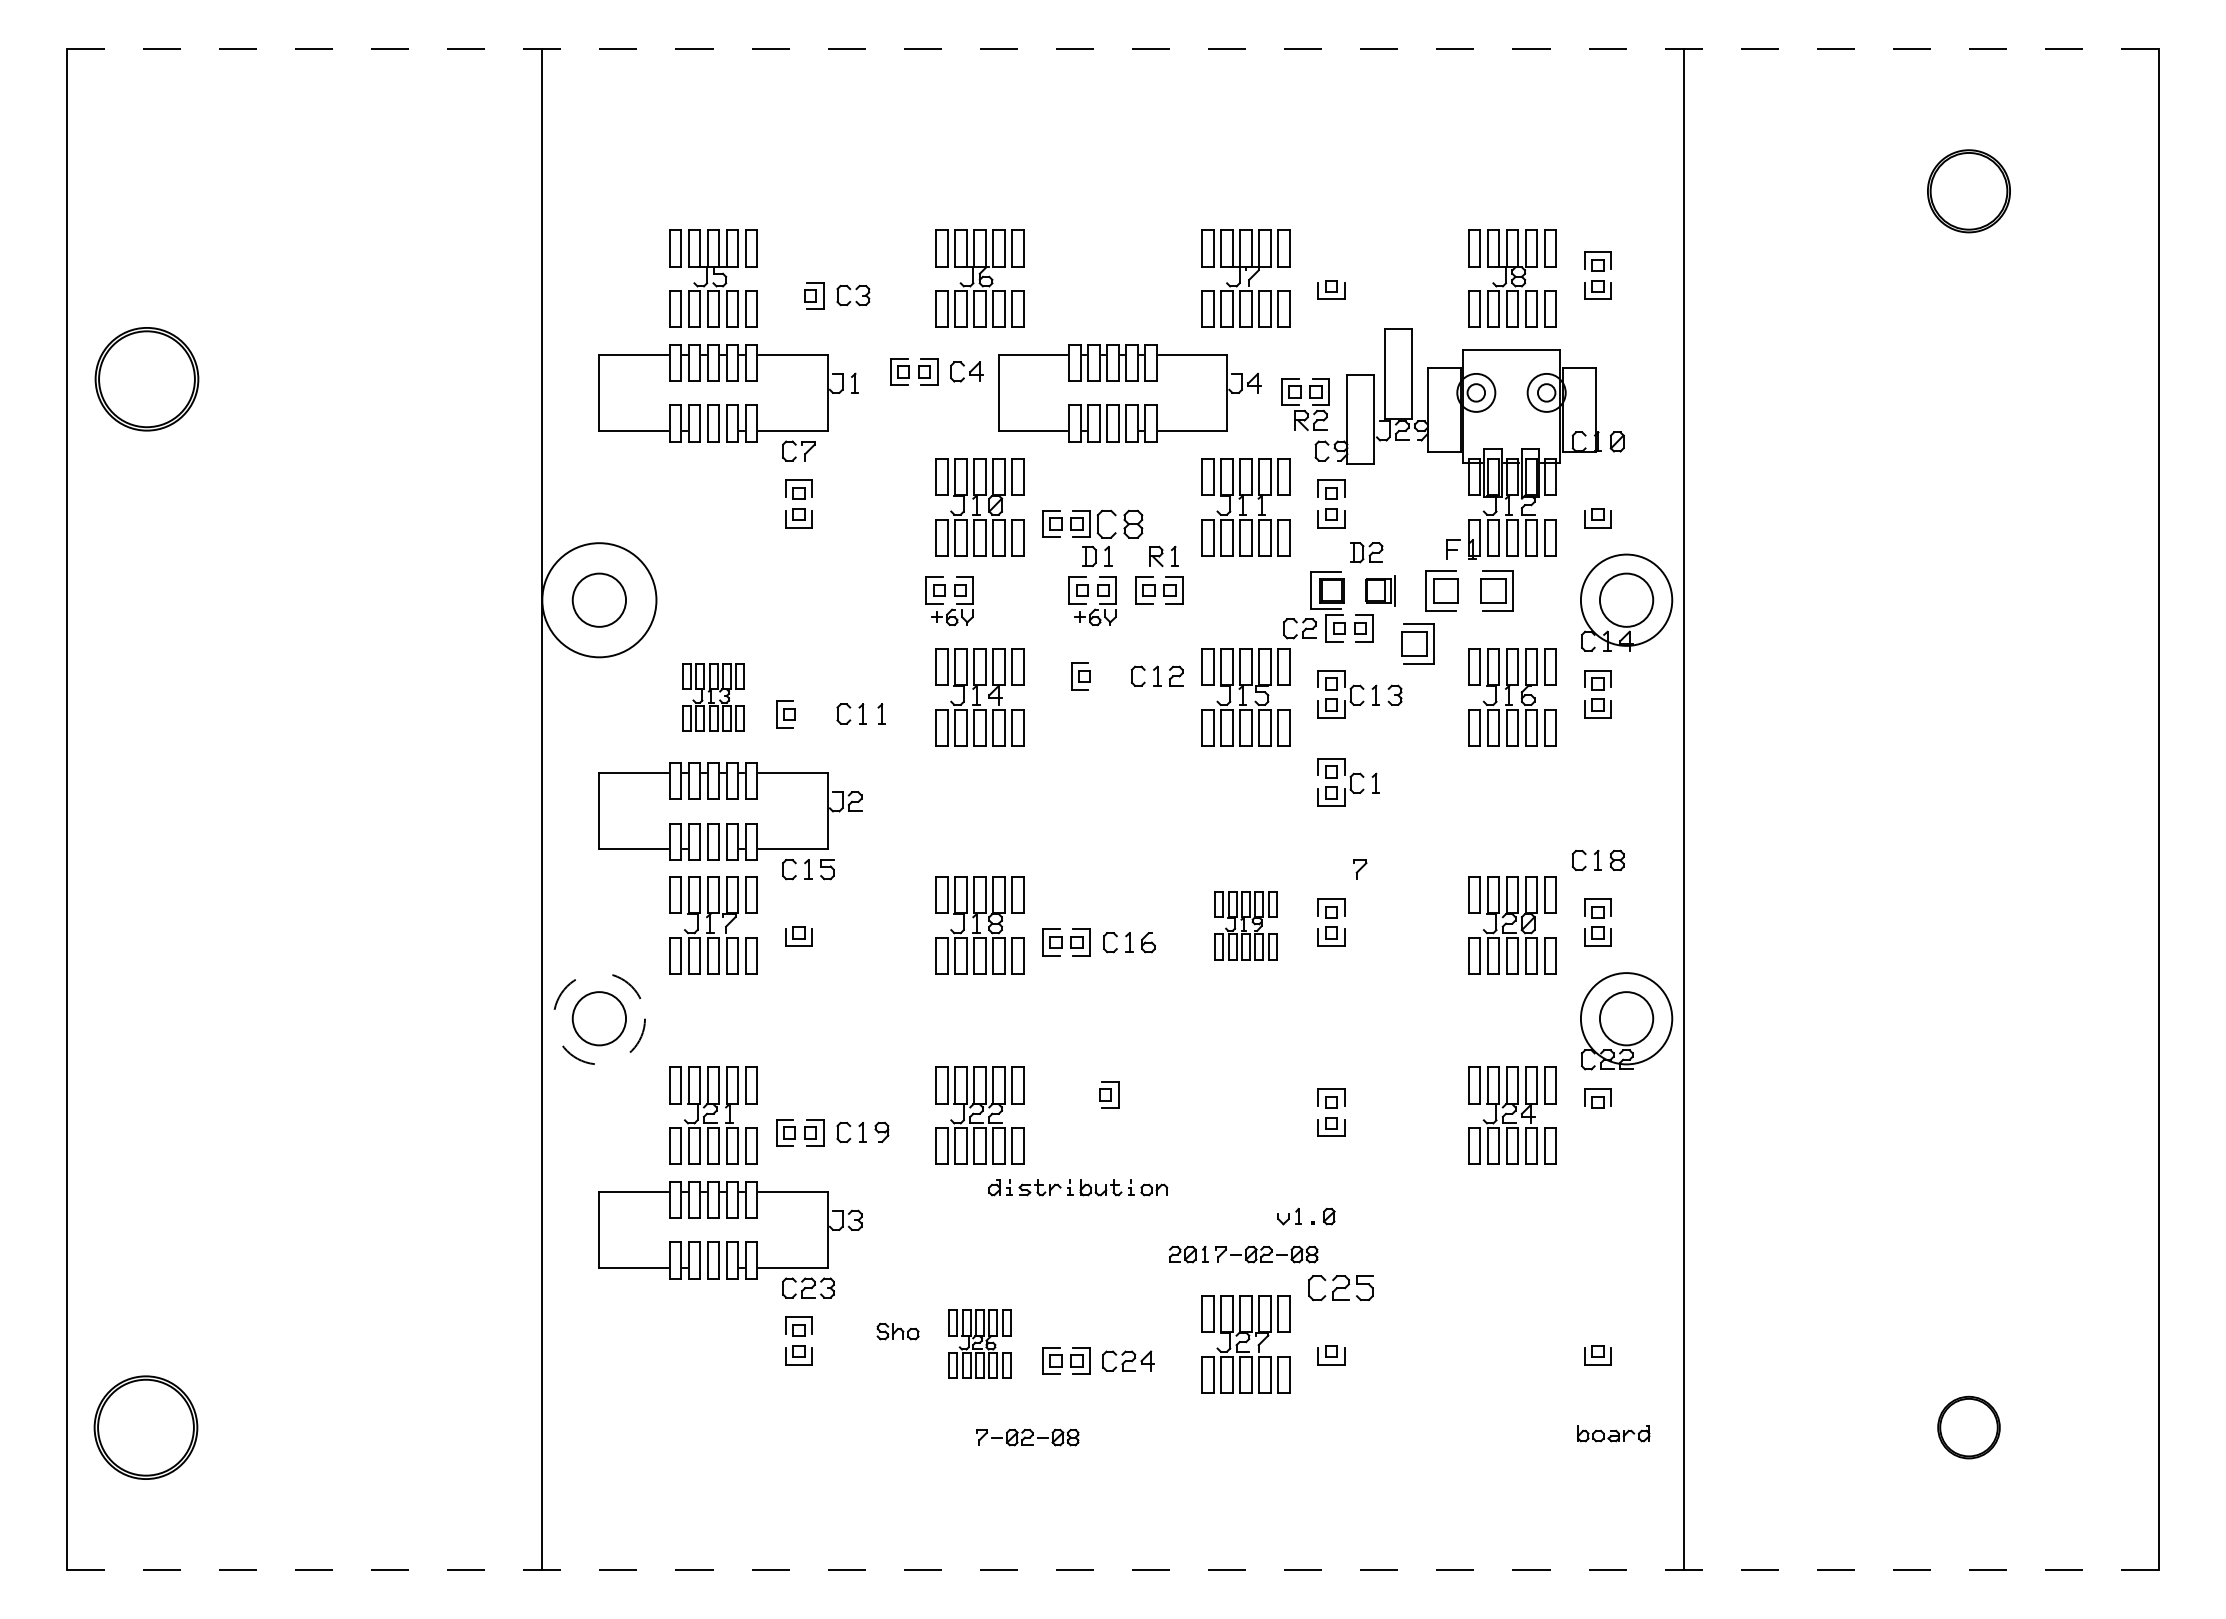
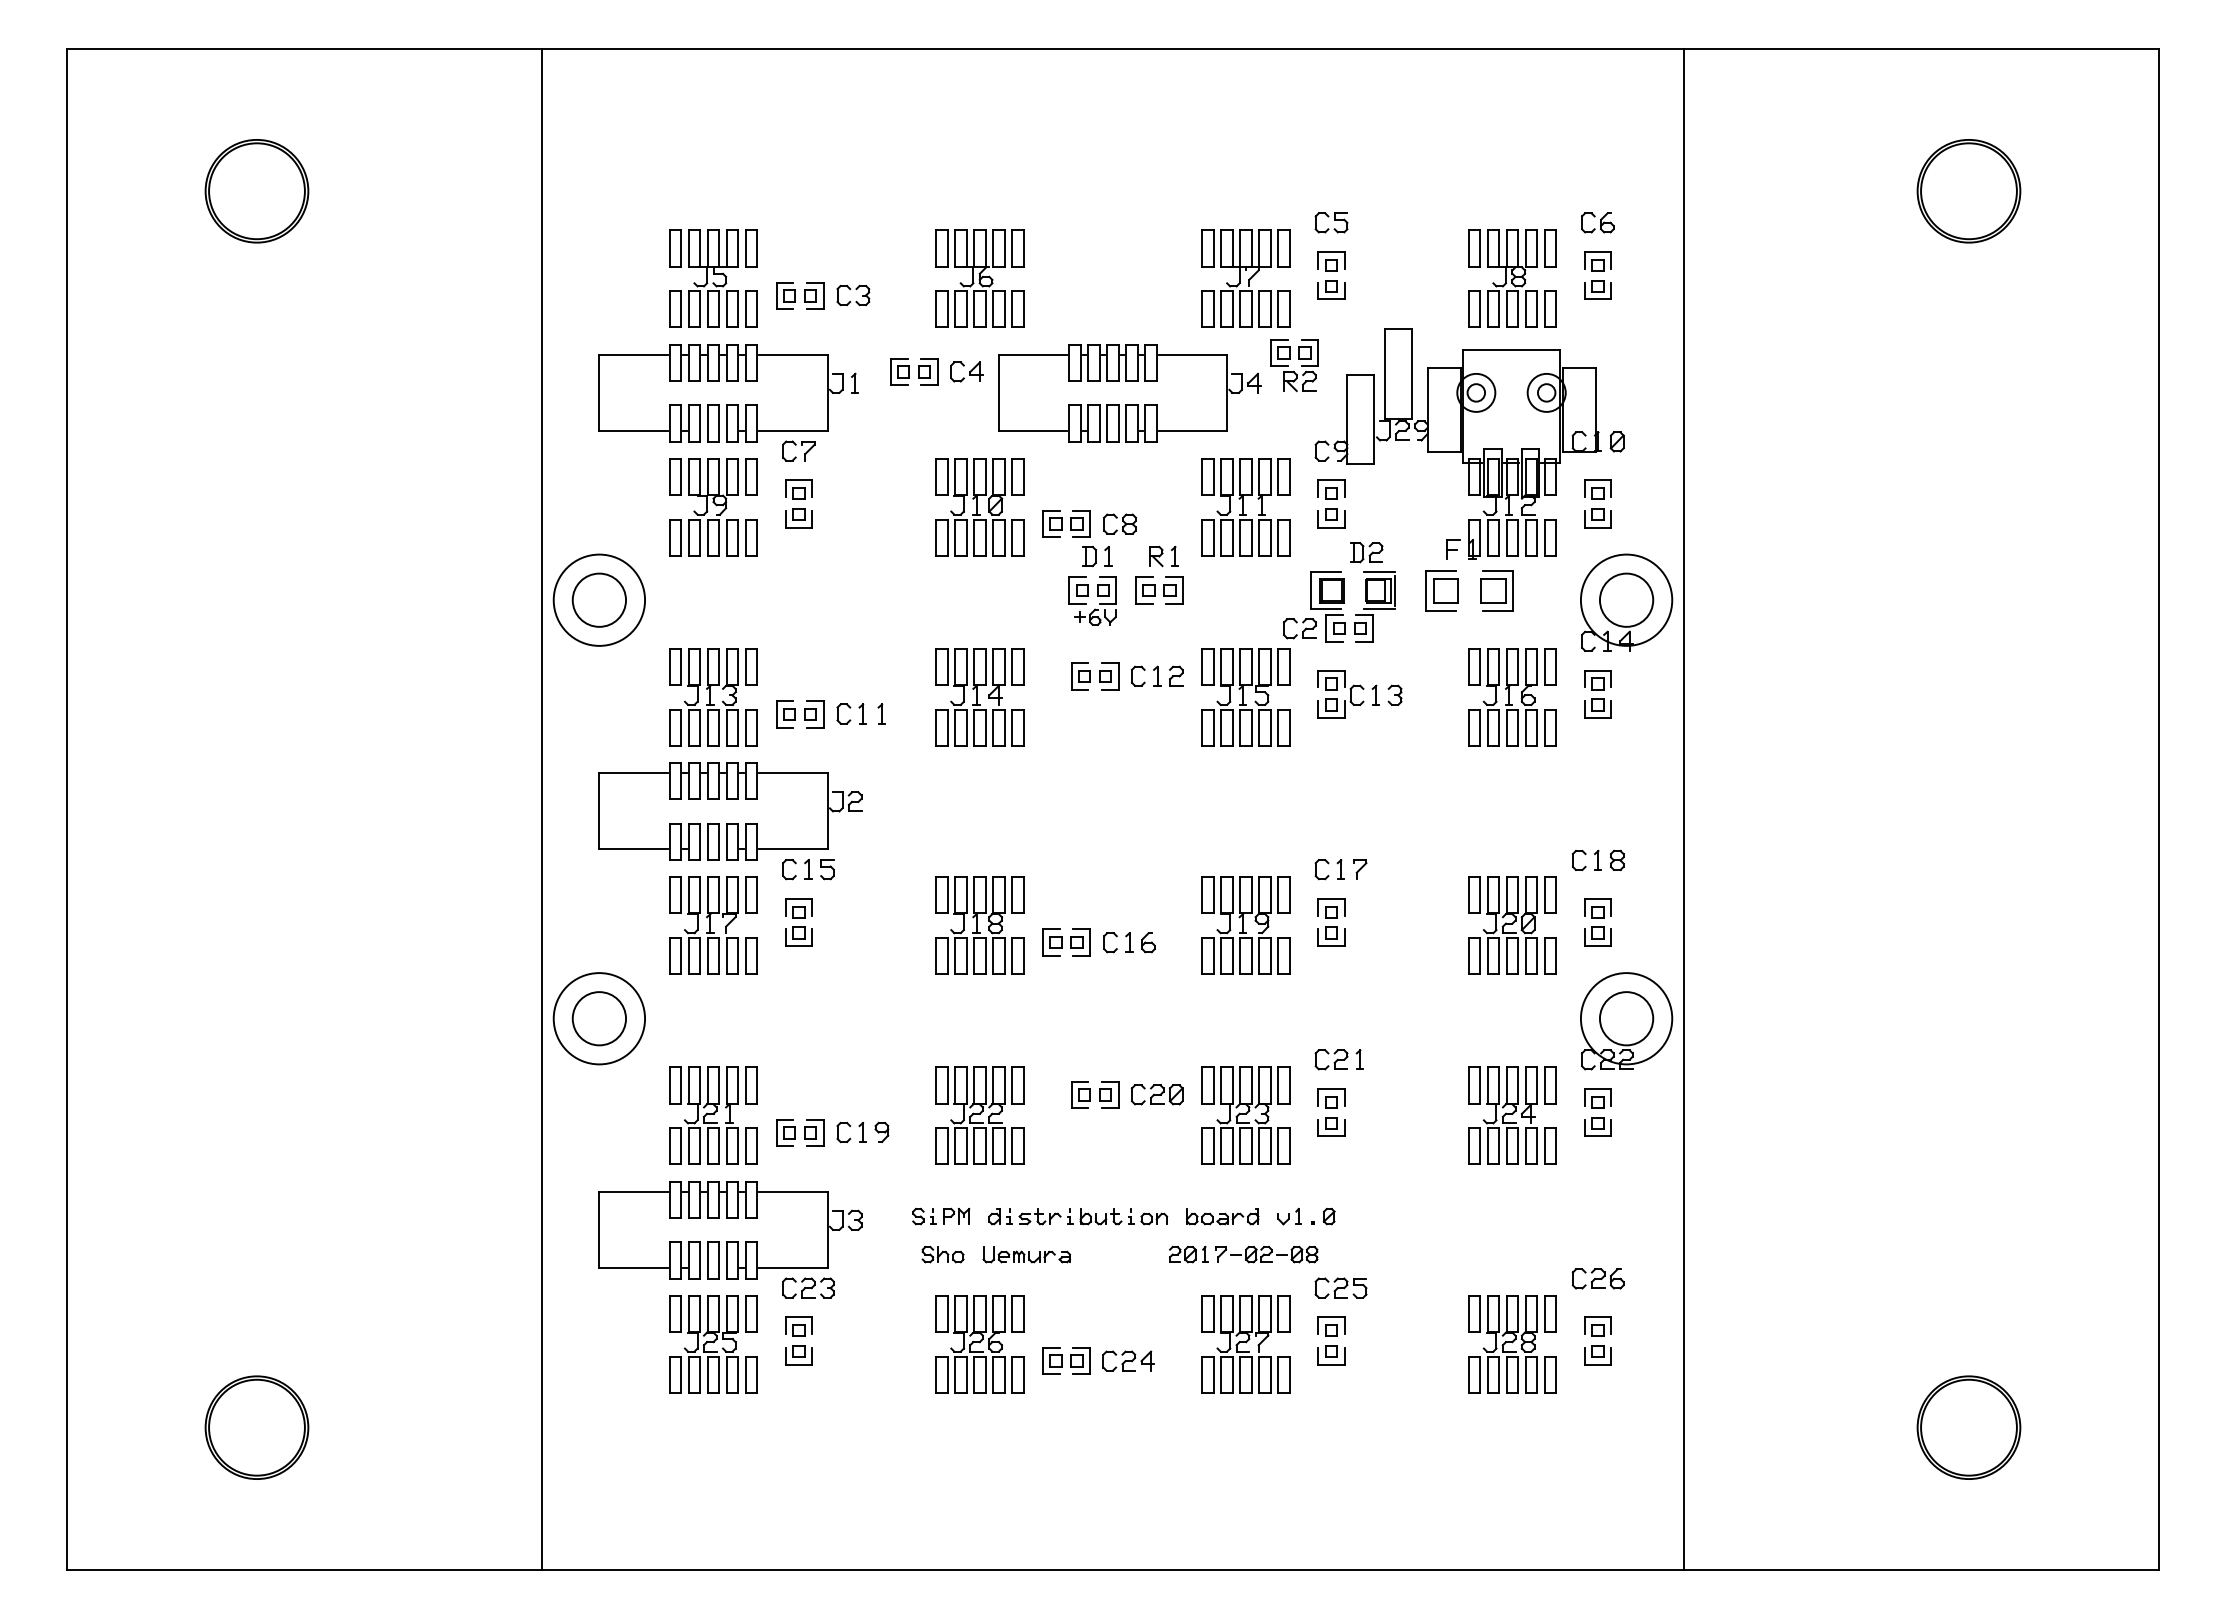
line: dashed -> solid (1113, 48)
part size: 84x85 px -> 106x105 px (1968, 191)
part: none -> present (1331, 222)
part: none -> present (1597, 222)
part: none -> present (1331, 261)
part: none -> present (785, 295)
part position: (146, 379) -> (256, 191) (256, 191)
part position: (1305, 404) -> (1294, 365) (1294, 365)
part: none -> present (1597, 489)
part: none -> present (713, 507)
part size: 48x30 px -> 34x22 px (1119, 523)
line: none -> present (1379, 572)
circle diameter: 114 px -> 91 px (599, 599)
part: present -> none (949, 600)
line: none -> present (1379, 609)
part: present -> none (1417, 643)
part: none -> present (1109, 676)
part size: 63x69 px -> 89x99 px (713, 697)
part: none -> present (814, 714)
part: present -> none (1348, 782)
part: none -> present (1329, 869)
part: none -> present (798, 908)
part size: 64x70 px -> 90x99 px (1245, 925)
circle: dashed -> solid (599, 1018)
part: none -> present (1338, 1059)
part: none -> present (1080, 1094)
part: none -> present (1157, 1094)
part: none -> present (1245, 1115)
part: none -> present (1597, 1126)
part position: (1078, 1187) -> (1078, 1216) (1078, 1216)
part: none -> present (941, 1216)
part: none -> present (1026, 1254)
part: none -> present (1597, 1278)
part size: 66x27 px -> 54x22 px (1340, 1287)
part: none -> present (1331, 1326)
part: none -> present (1597, 1326)
part position: (897, 1331) -> (942, 1254) (942, 1254)
part size: 64x70 px -> 90x99 px (979, 1344)
part: none -> present (713, 1344)
part: none -> present (1512, 1344)
part position: (145, 1427) -> (256, 1427) (256, 1427)
part size: 64x65 px -> 106x105 px (1968, 1427)
part position: (1613, 1433) -> (1222, 1216) (1222, 1216)
part: present -> none (1027, 1437)
line: dashed -> solid (1112, 1570)
